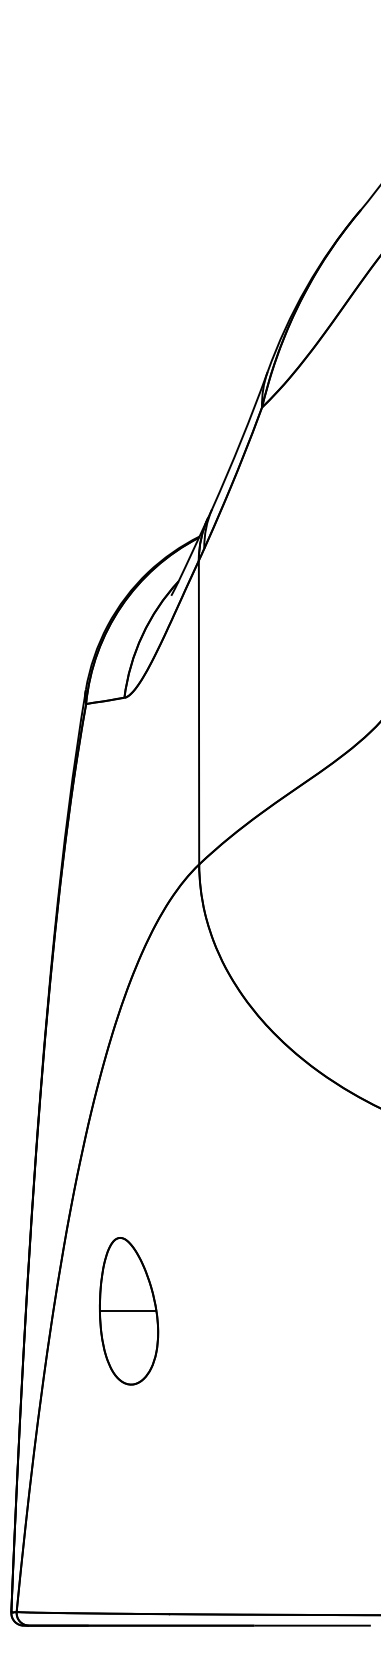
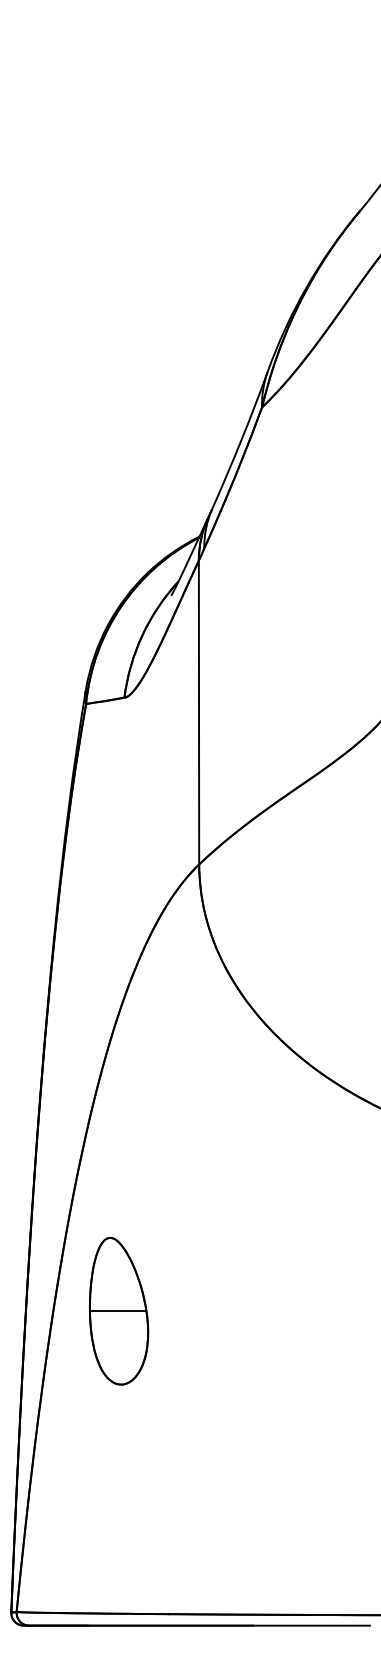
part position: (129, 1311) -> (119, 1311) (119, 1311)
